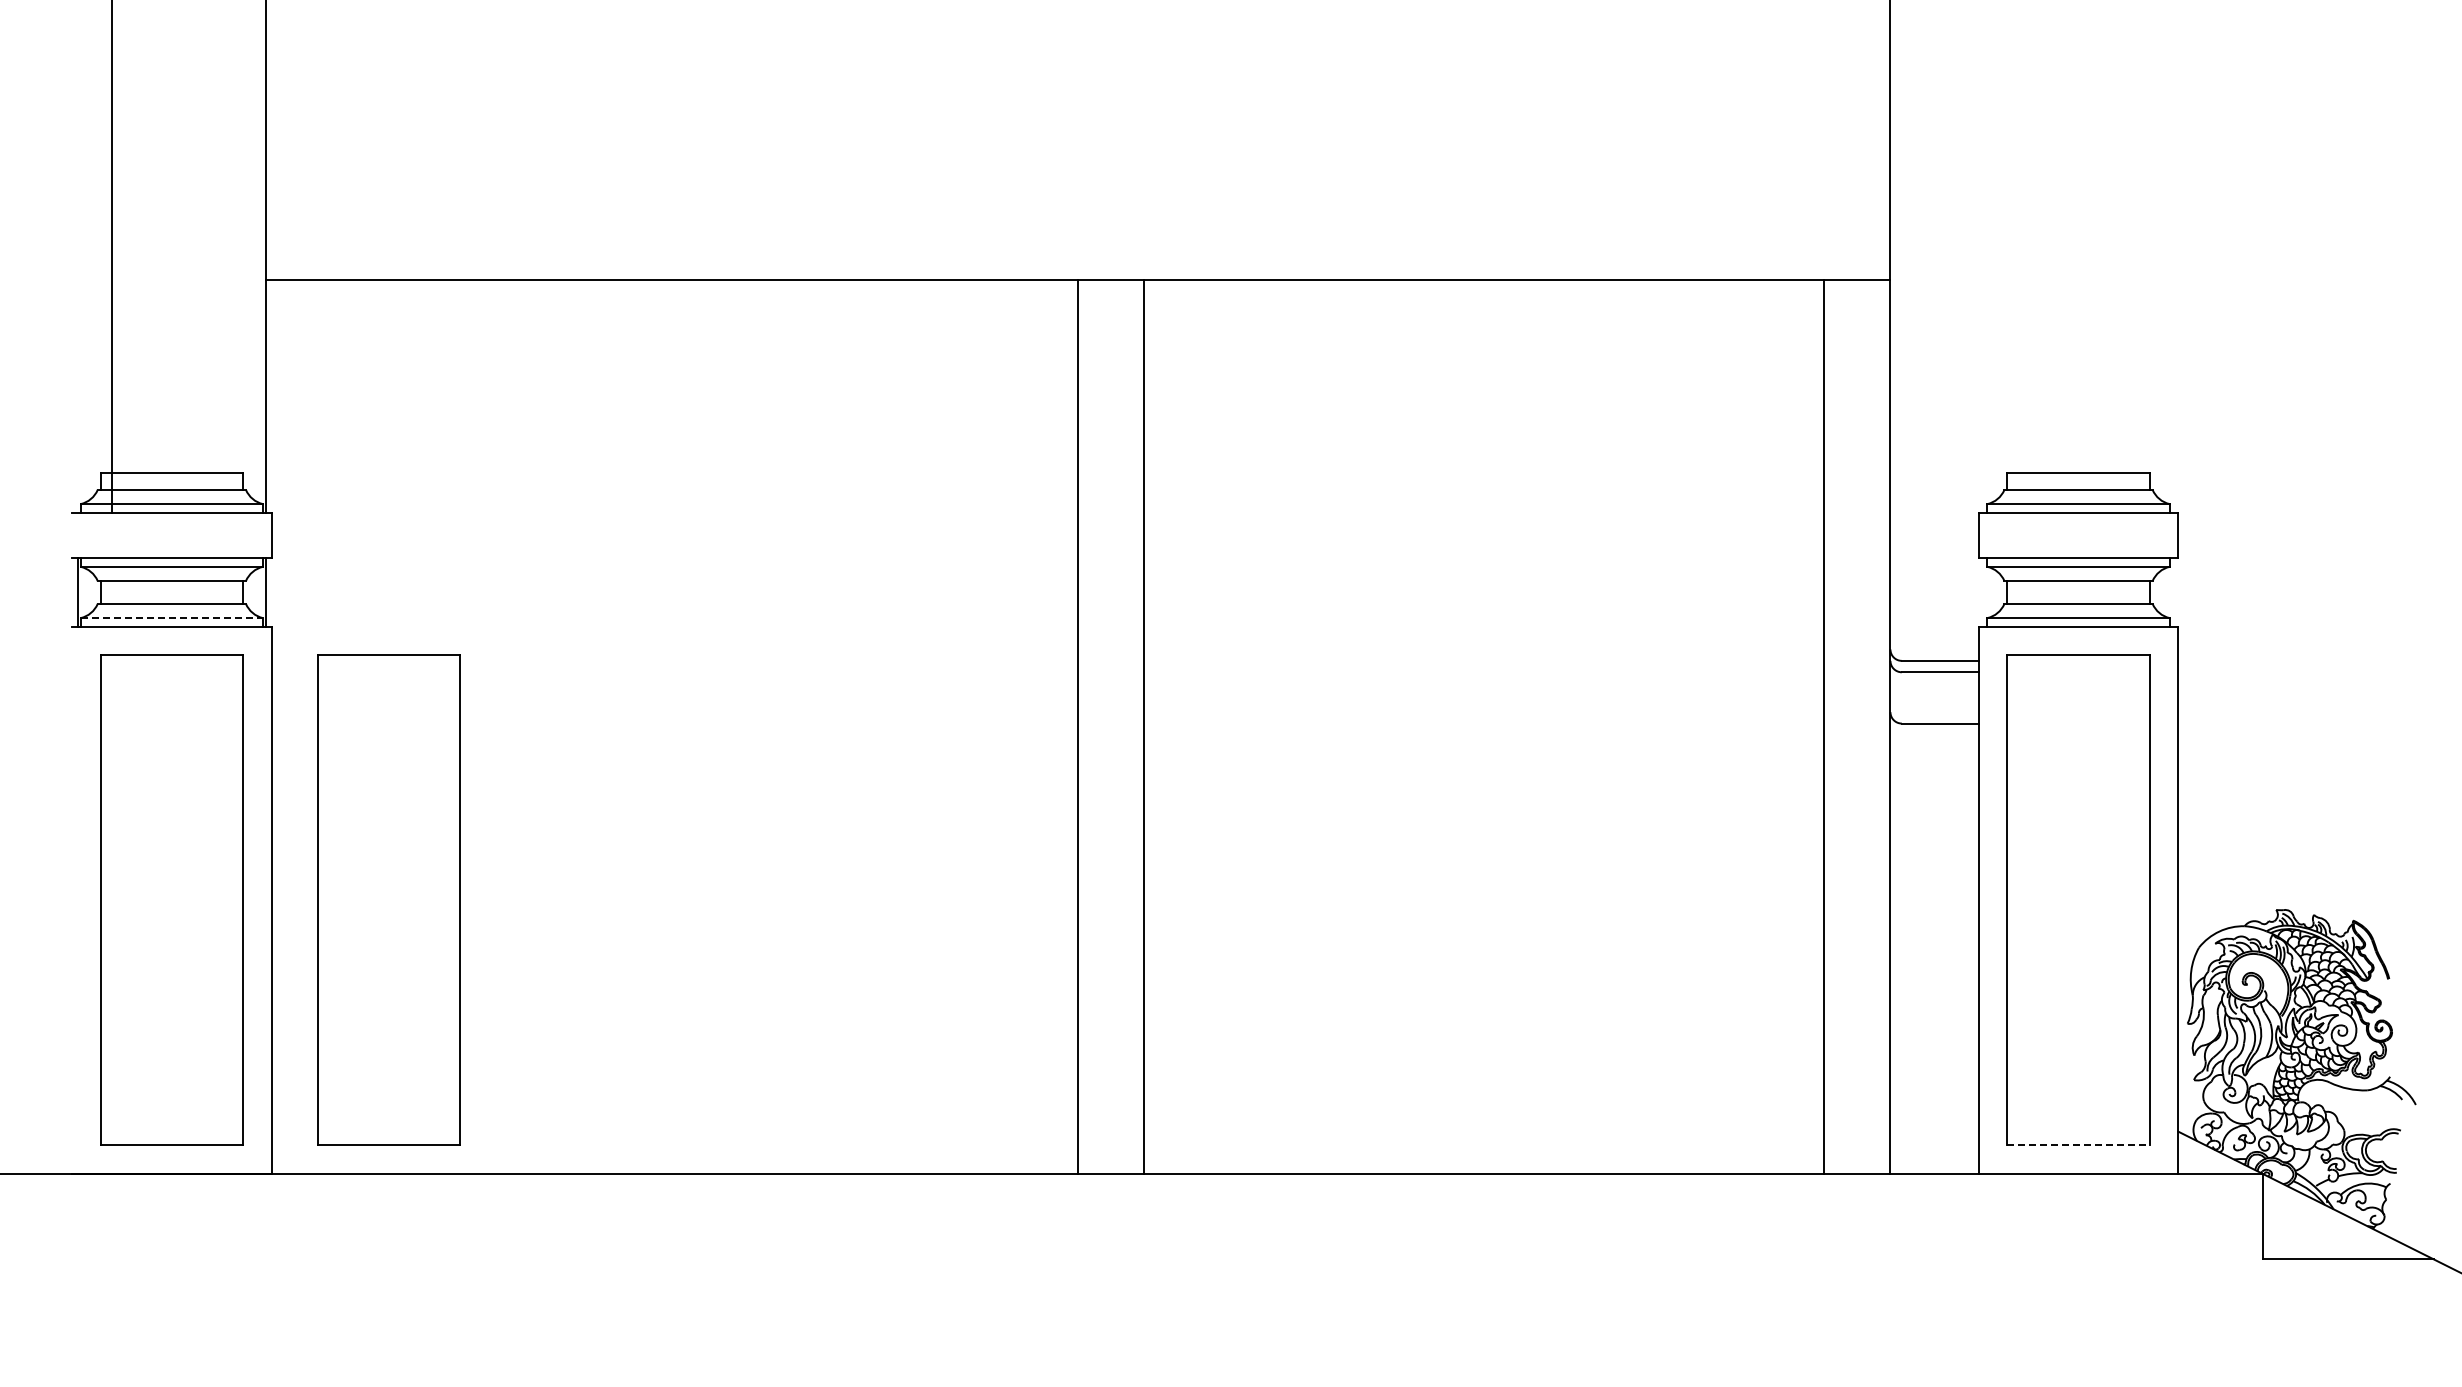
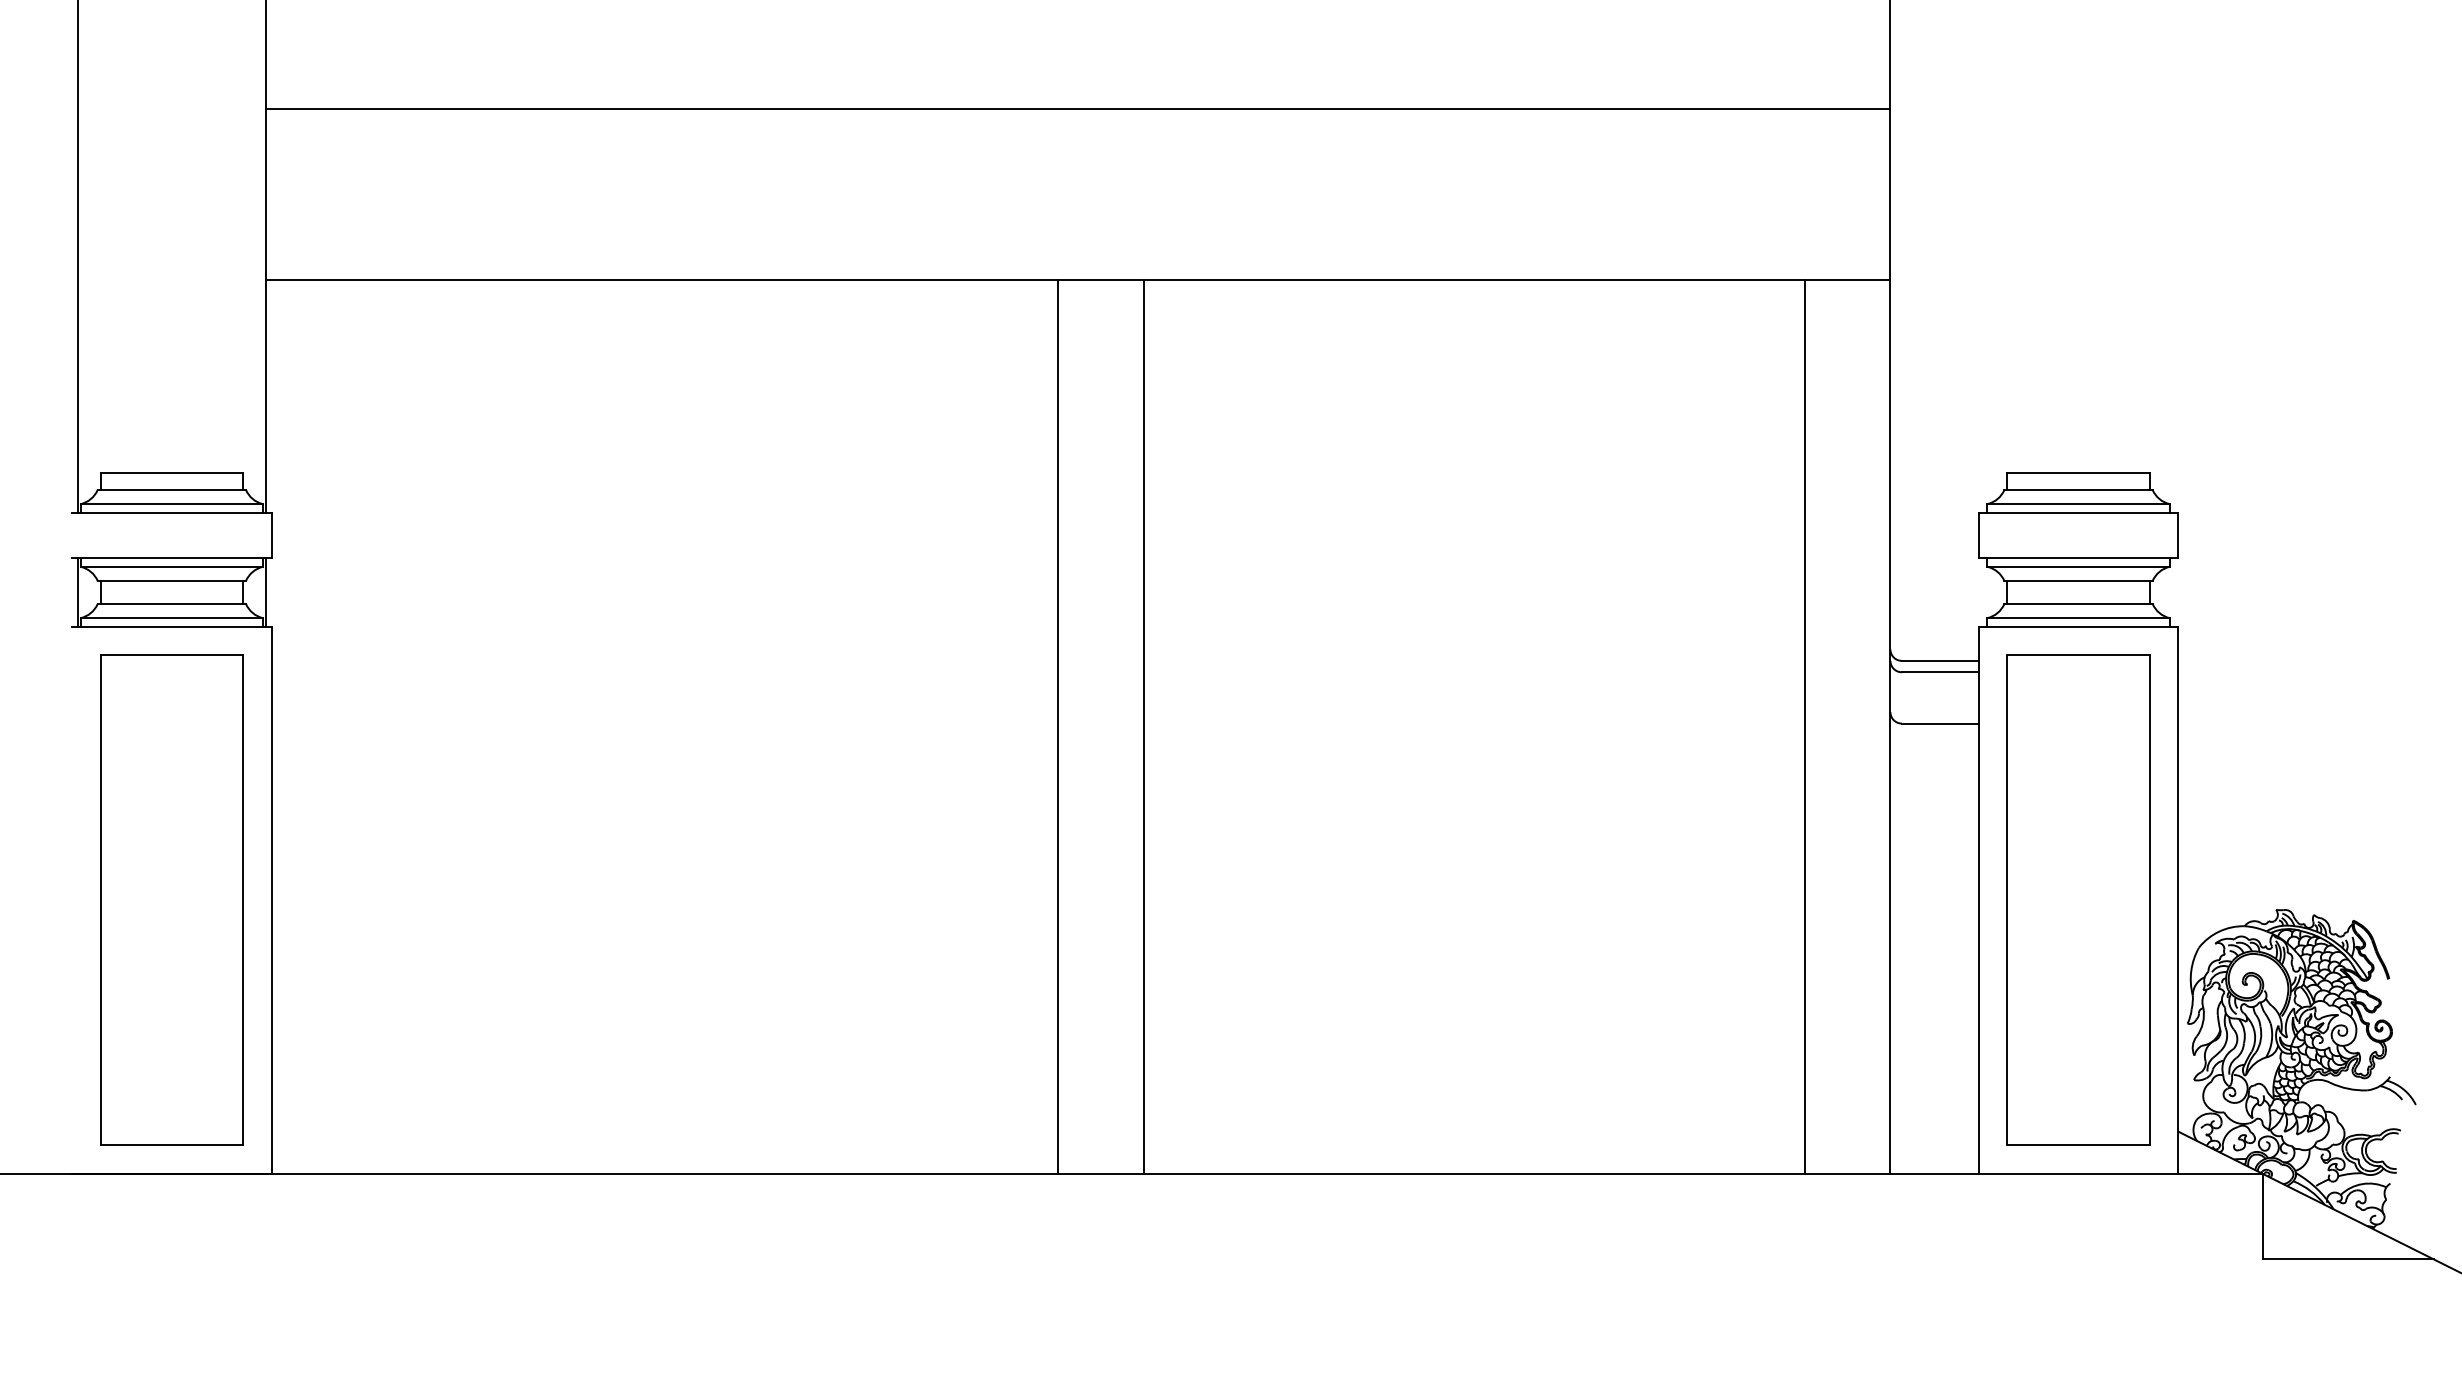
line: none -> present (1077, 108)
line position: (111, 257) -> (77, 257) (77, 257)
line: dashed -> solid (172, 618)
line position: (1078, 726) -> (1058, 726) (1058, 726)
line position: (1823, 726) -> (1804, 726) (1804, 726)
part: present -> none (388, 899)
line: dashed -> solid (2079, 1145)
